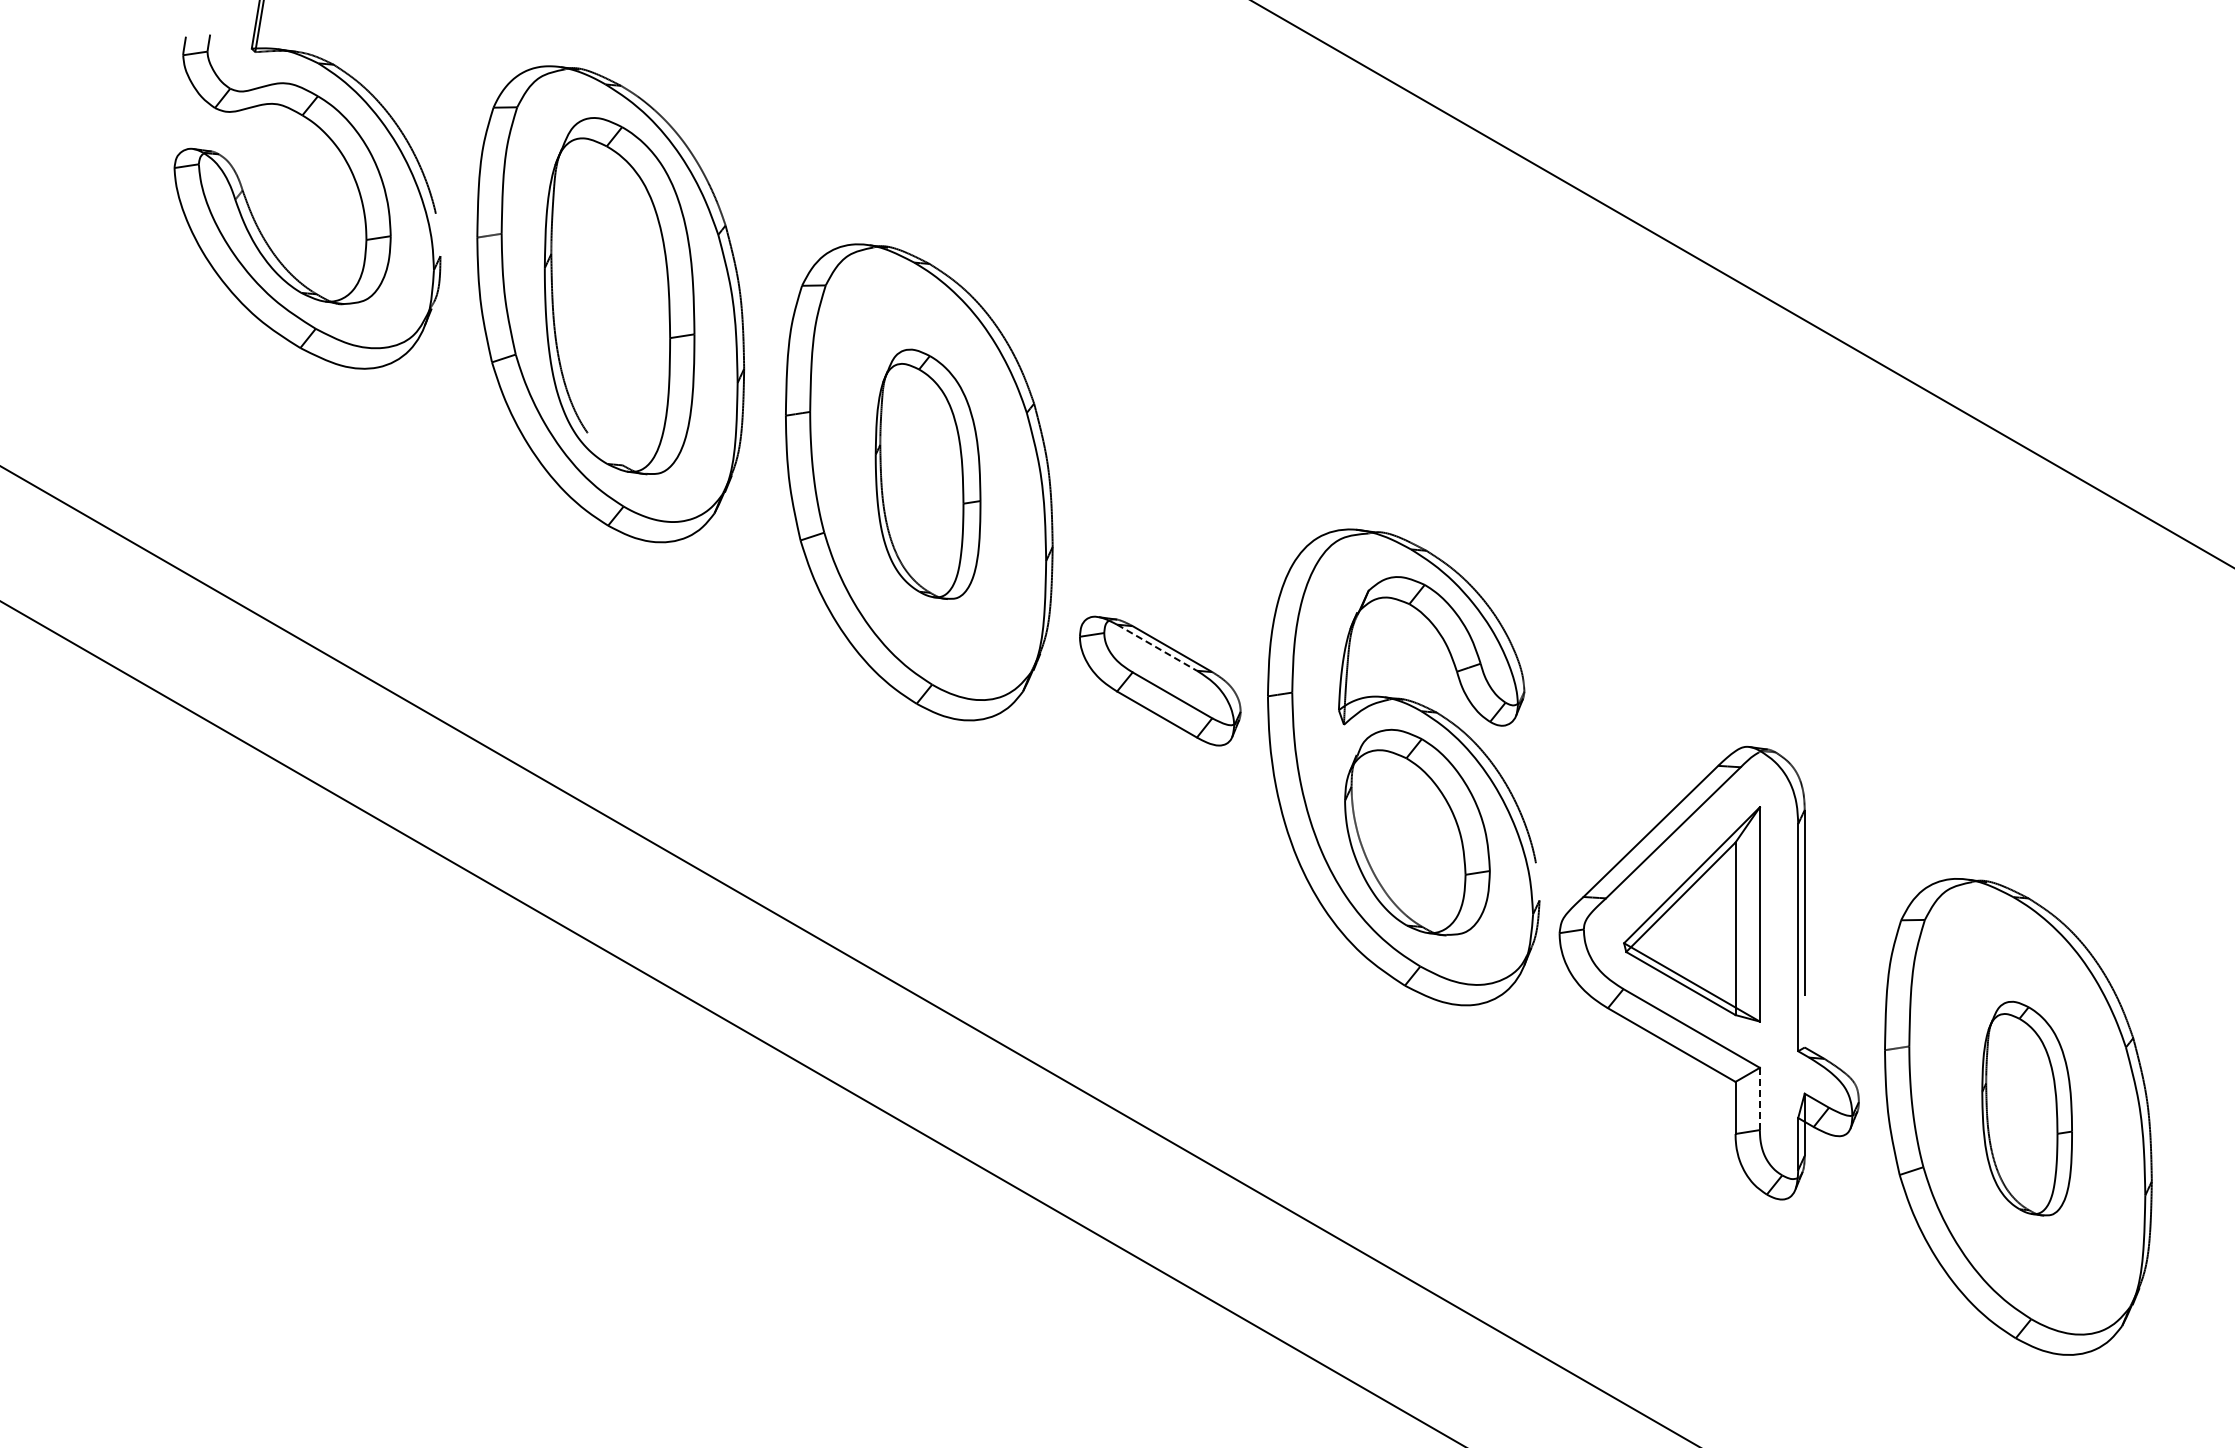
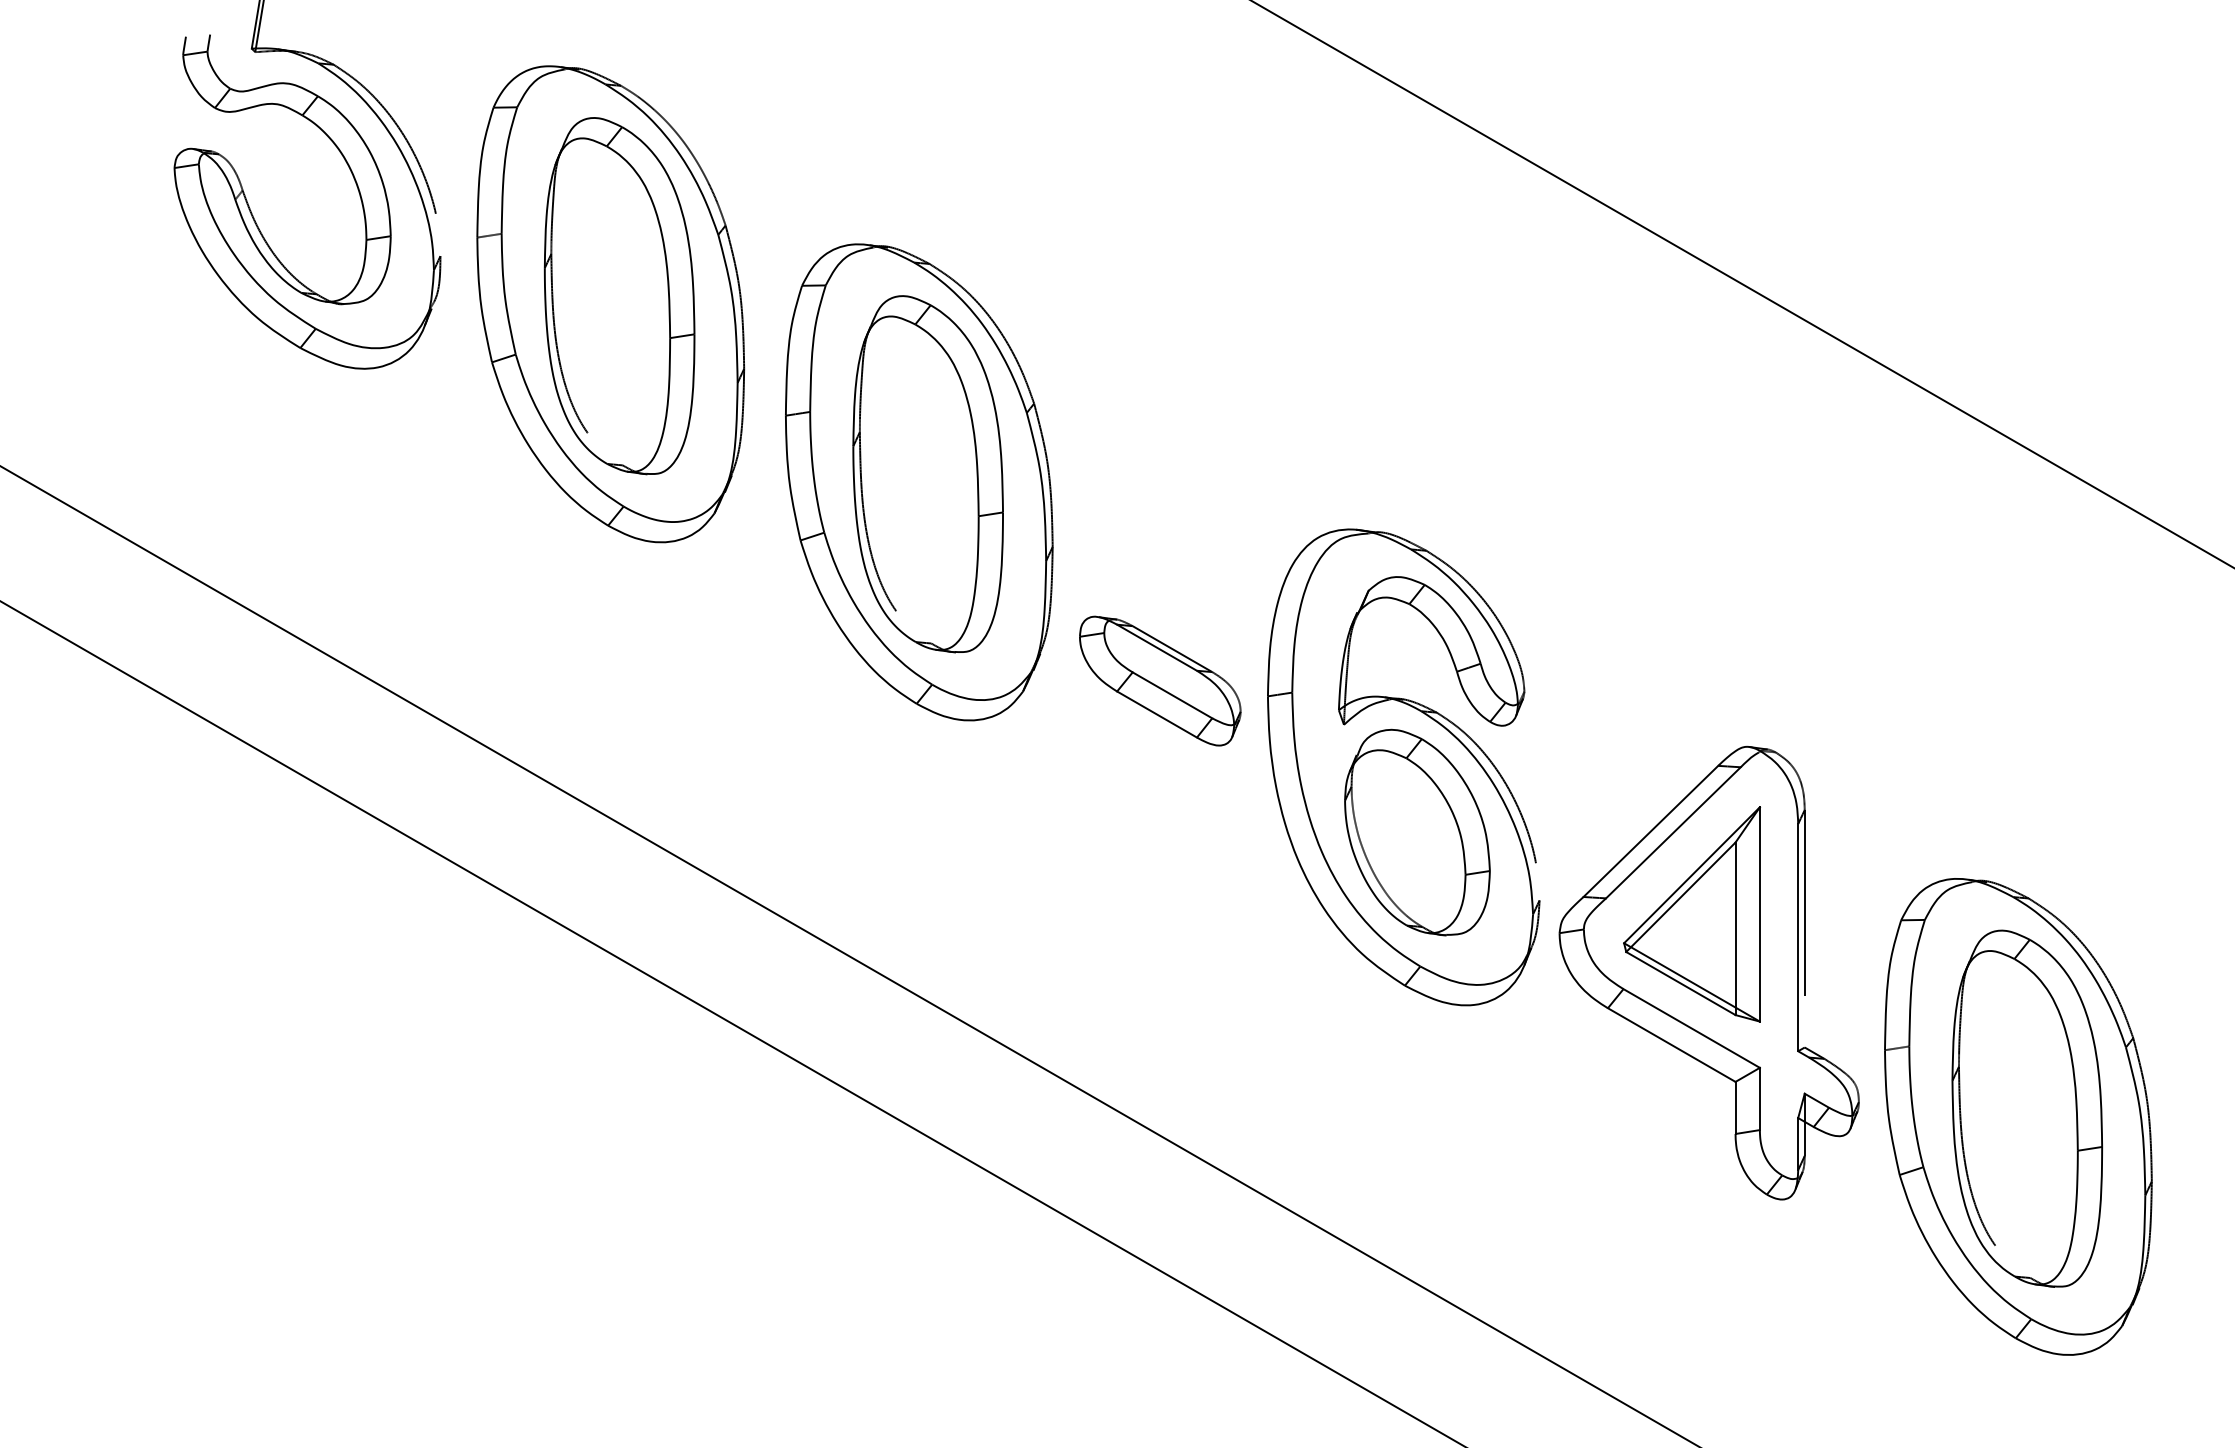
part size: 108x252 px -> 152x359 px (927, 474)
line: dashed -> solid (1157, 647)
line: dashed -> solid (1759, 1098)
part size: 92x217 px -> 152x359 px (2026, 1108)
